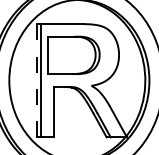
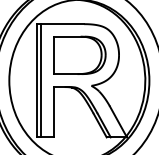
part position: (73, 54) -> (79, 54) (79, 54)
line: dashed -> solid (36, 80)
